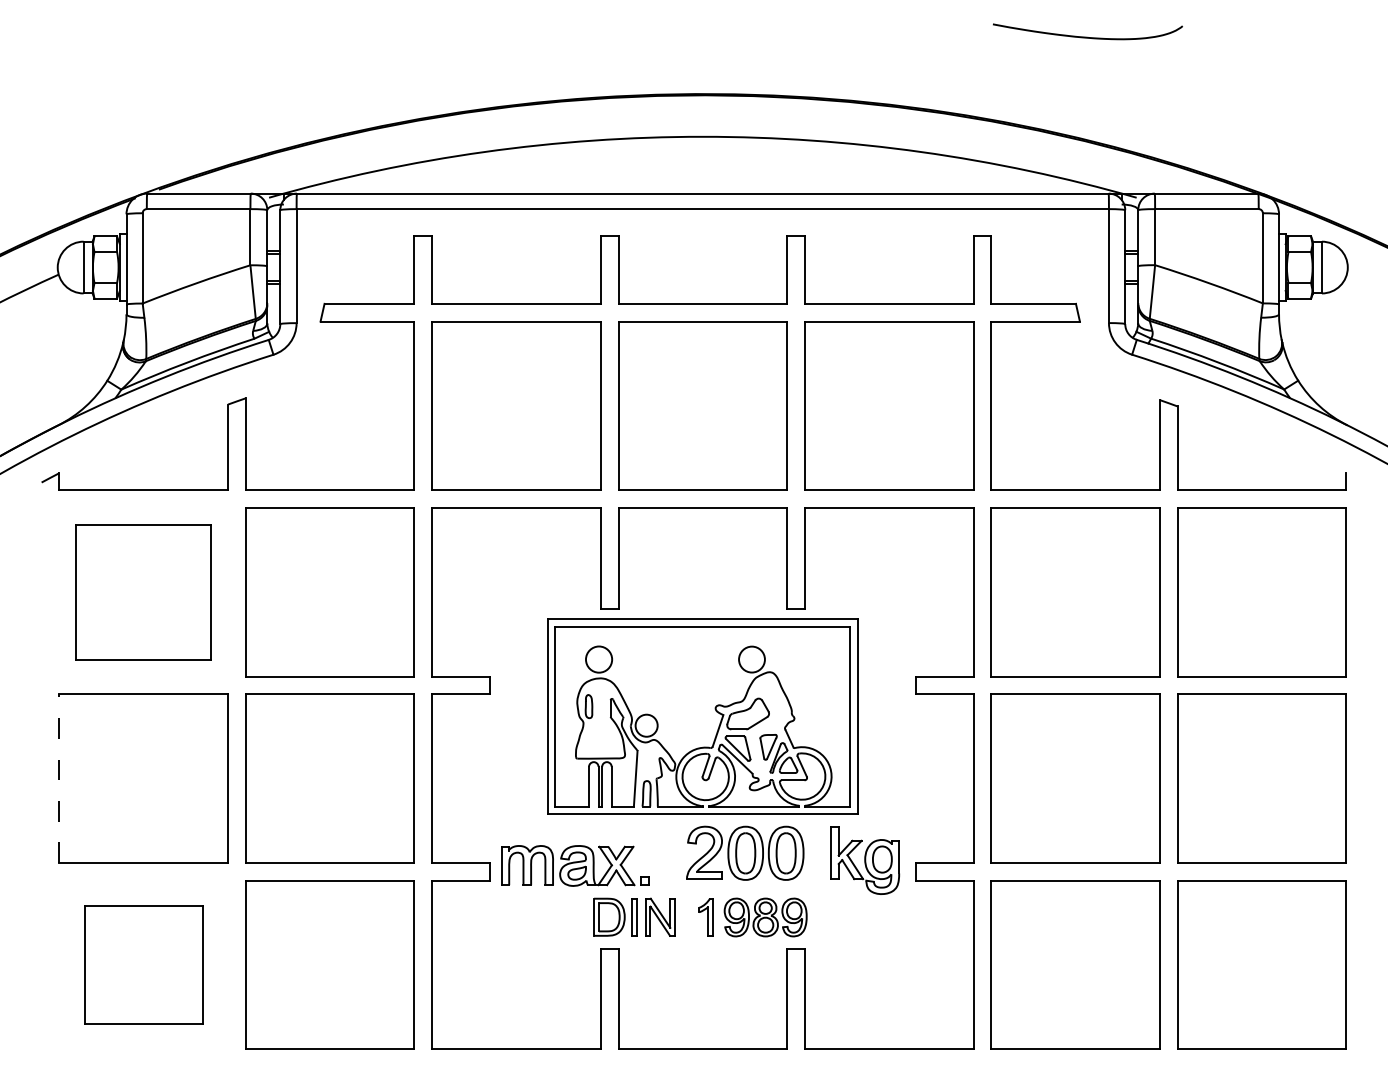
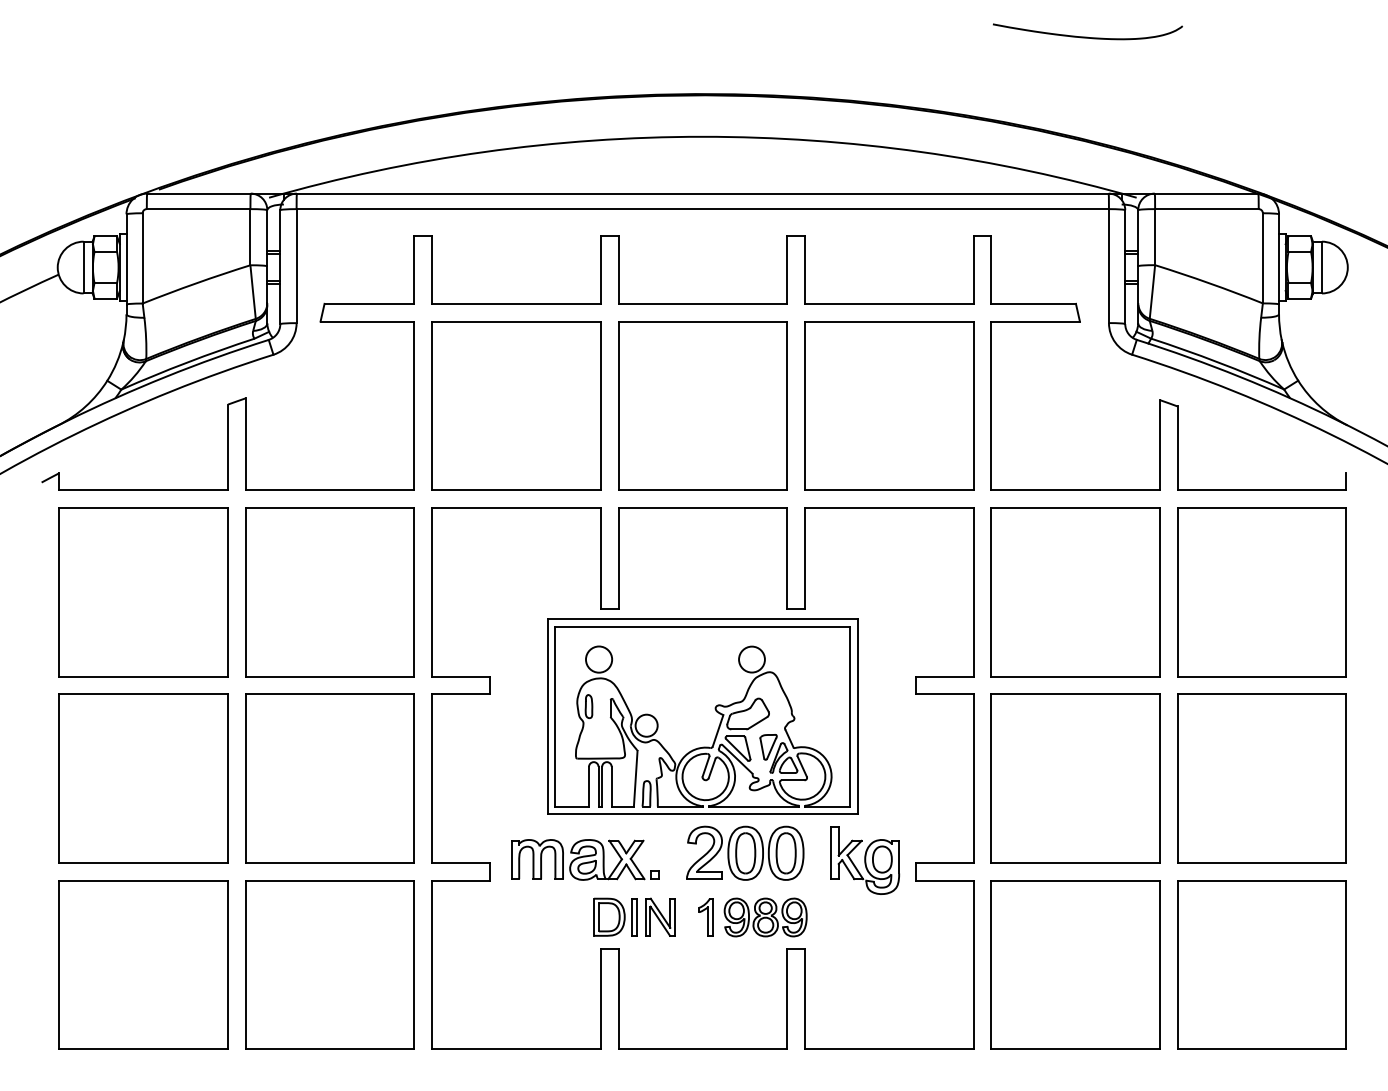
part size: 137x137 px -> 171x171 px (143, 592)
line: dashed -> solid (59, 778)
part position: (575, 865) -> (585, 859) (585, 859)
part size: 120x120 px -> 171x170 px (143, 964)
